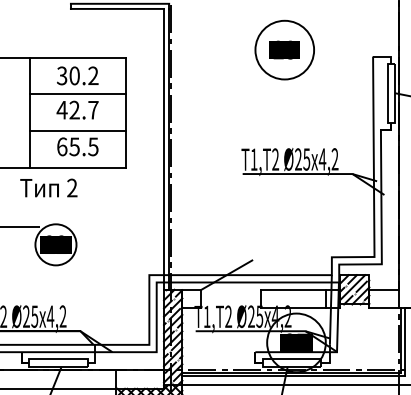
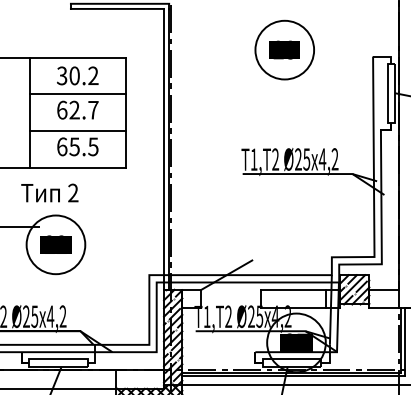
text: 42.7 -> 62.7 (61, 109)
text position: (48, 187) -> (49, 192) (49, 192)
circle diameter: 41 px -> 59 px (55, 244)
